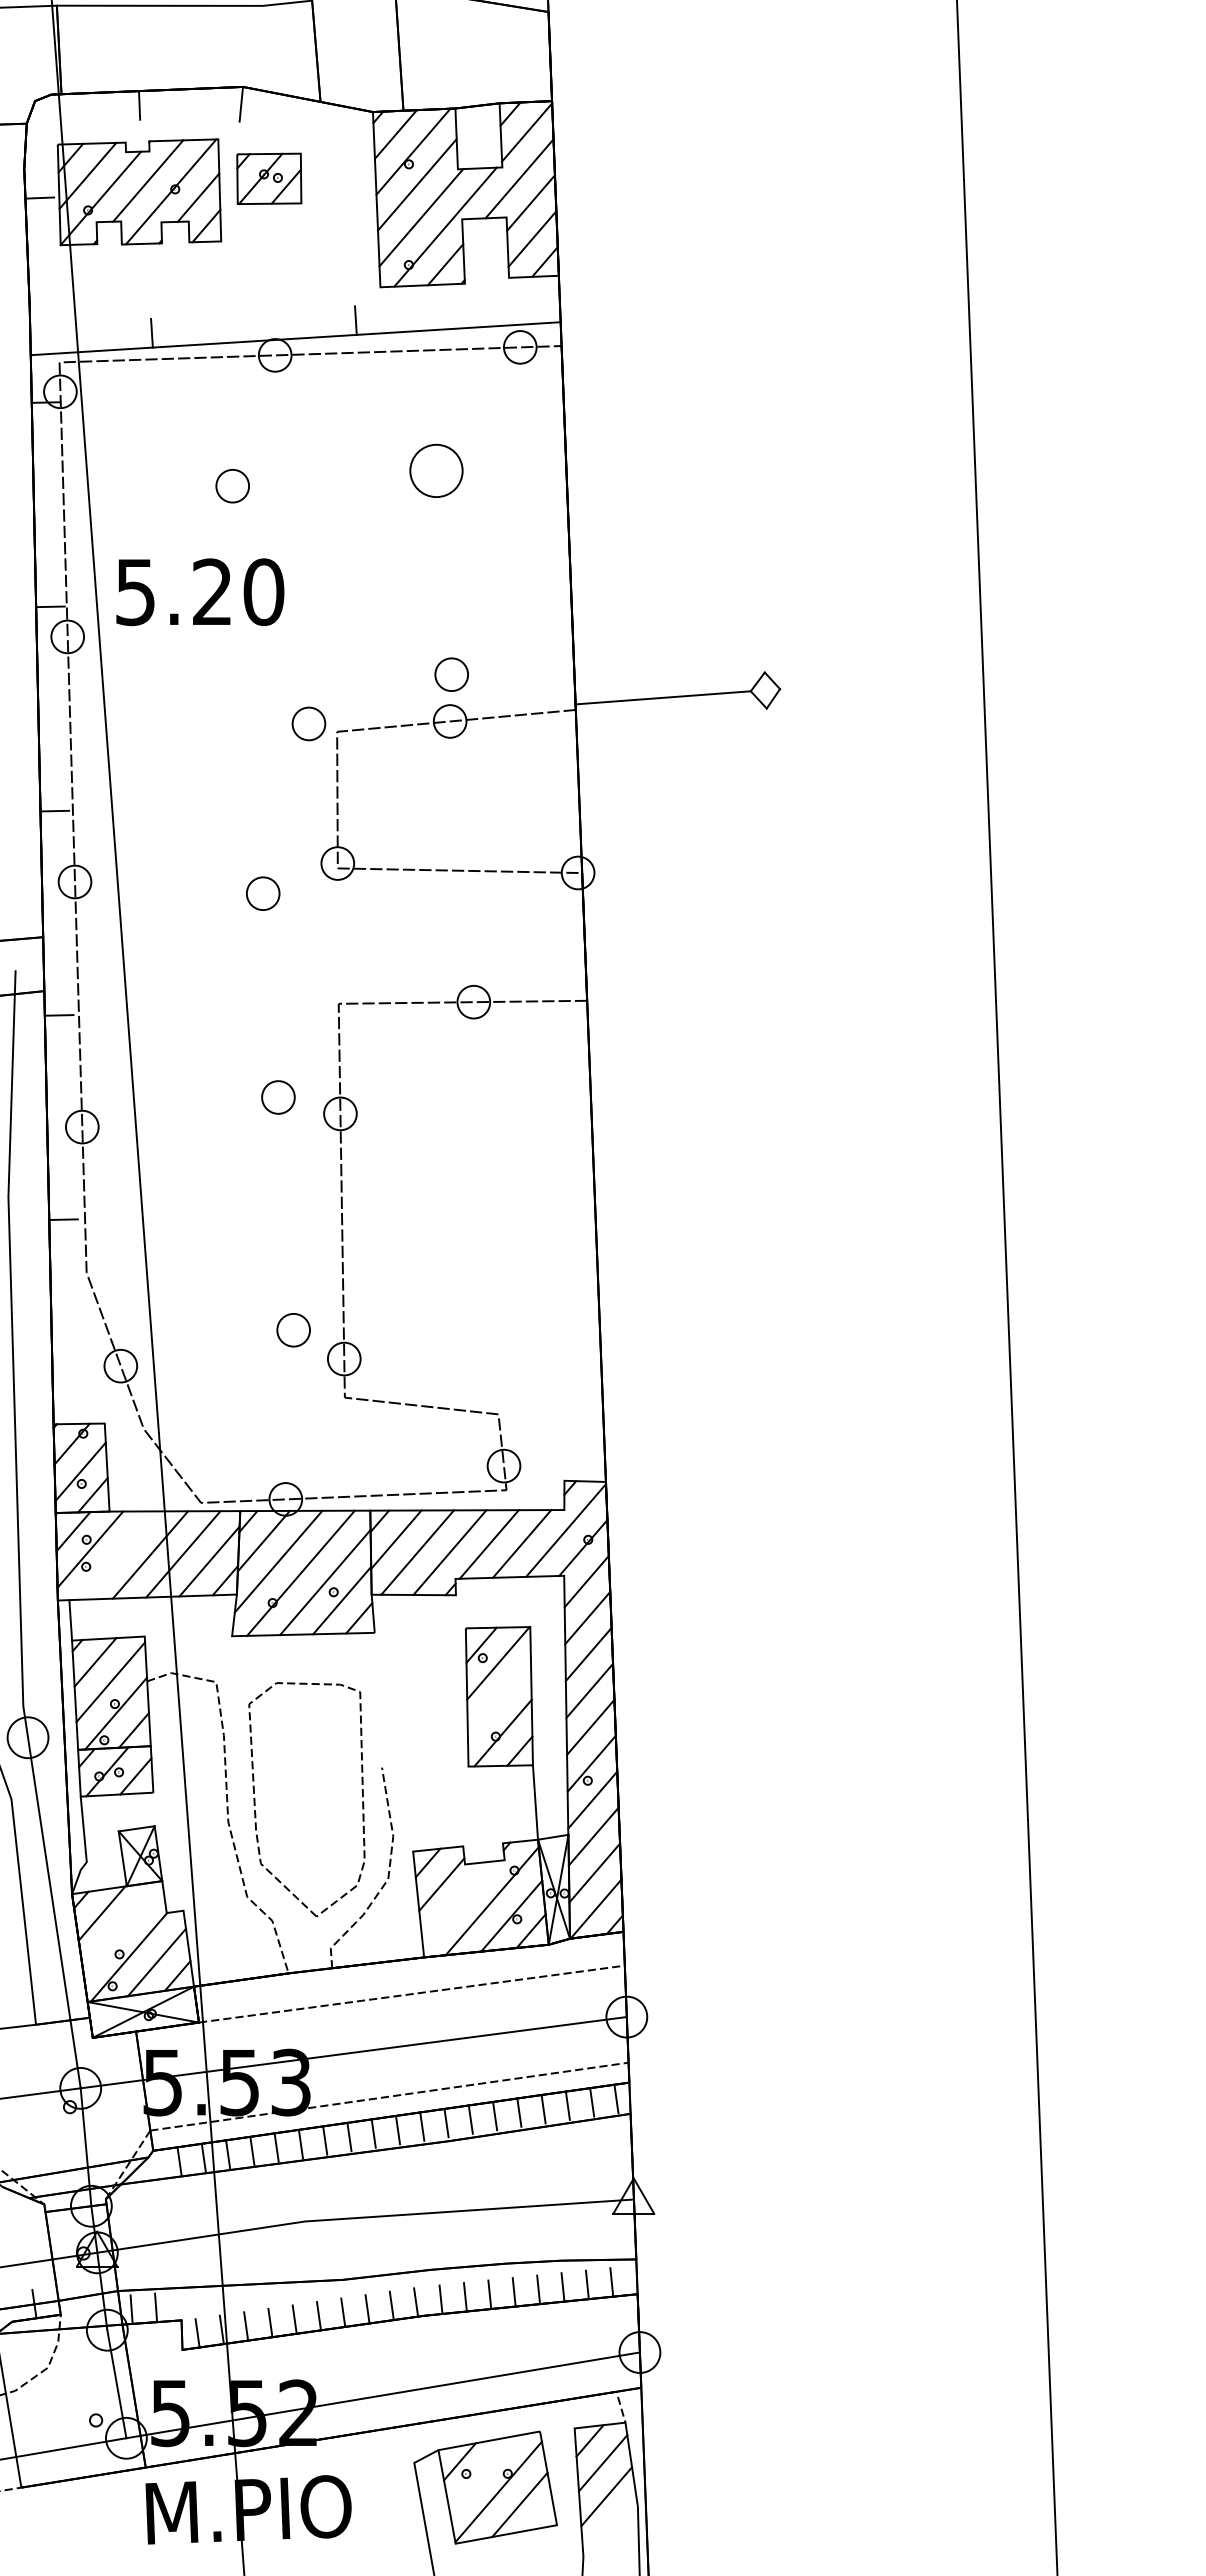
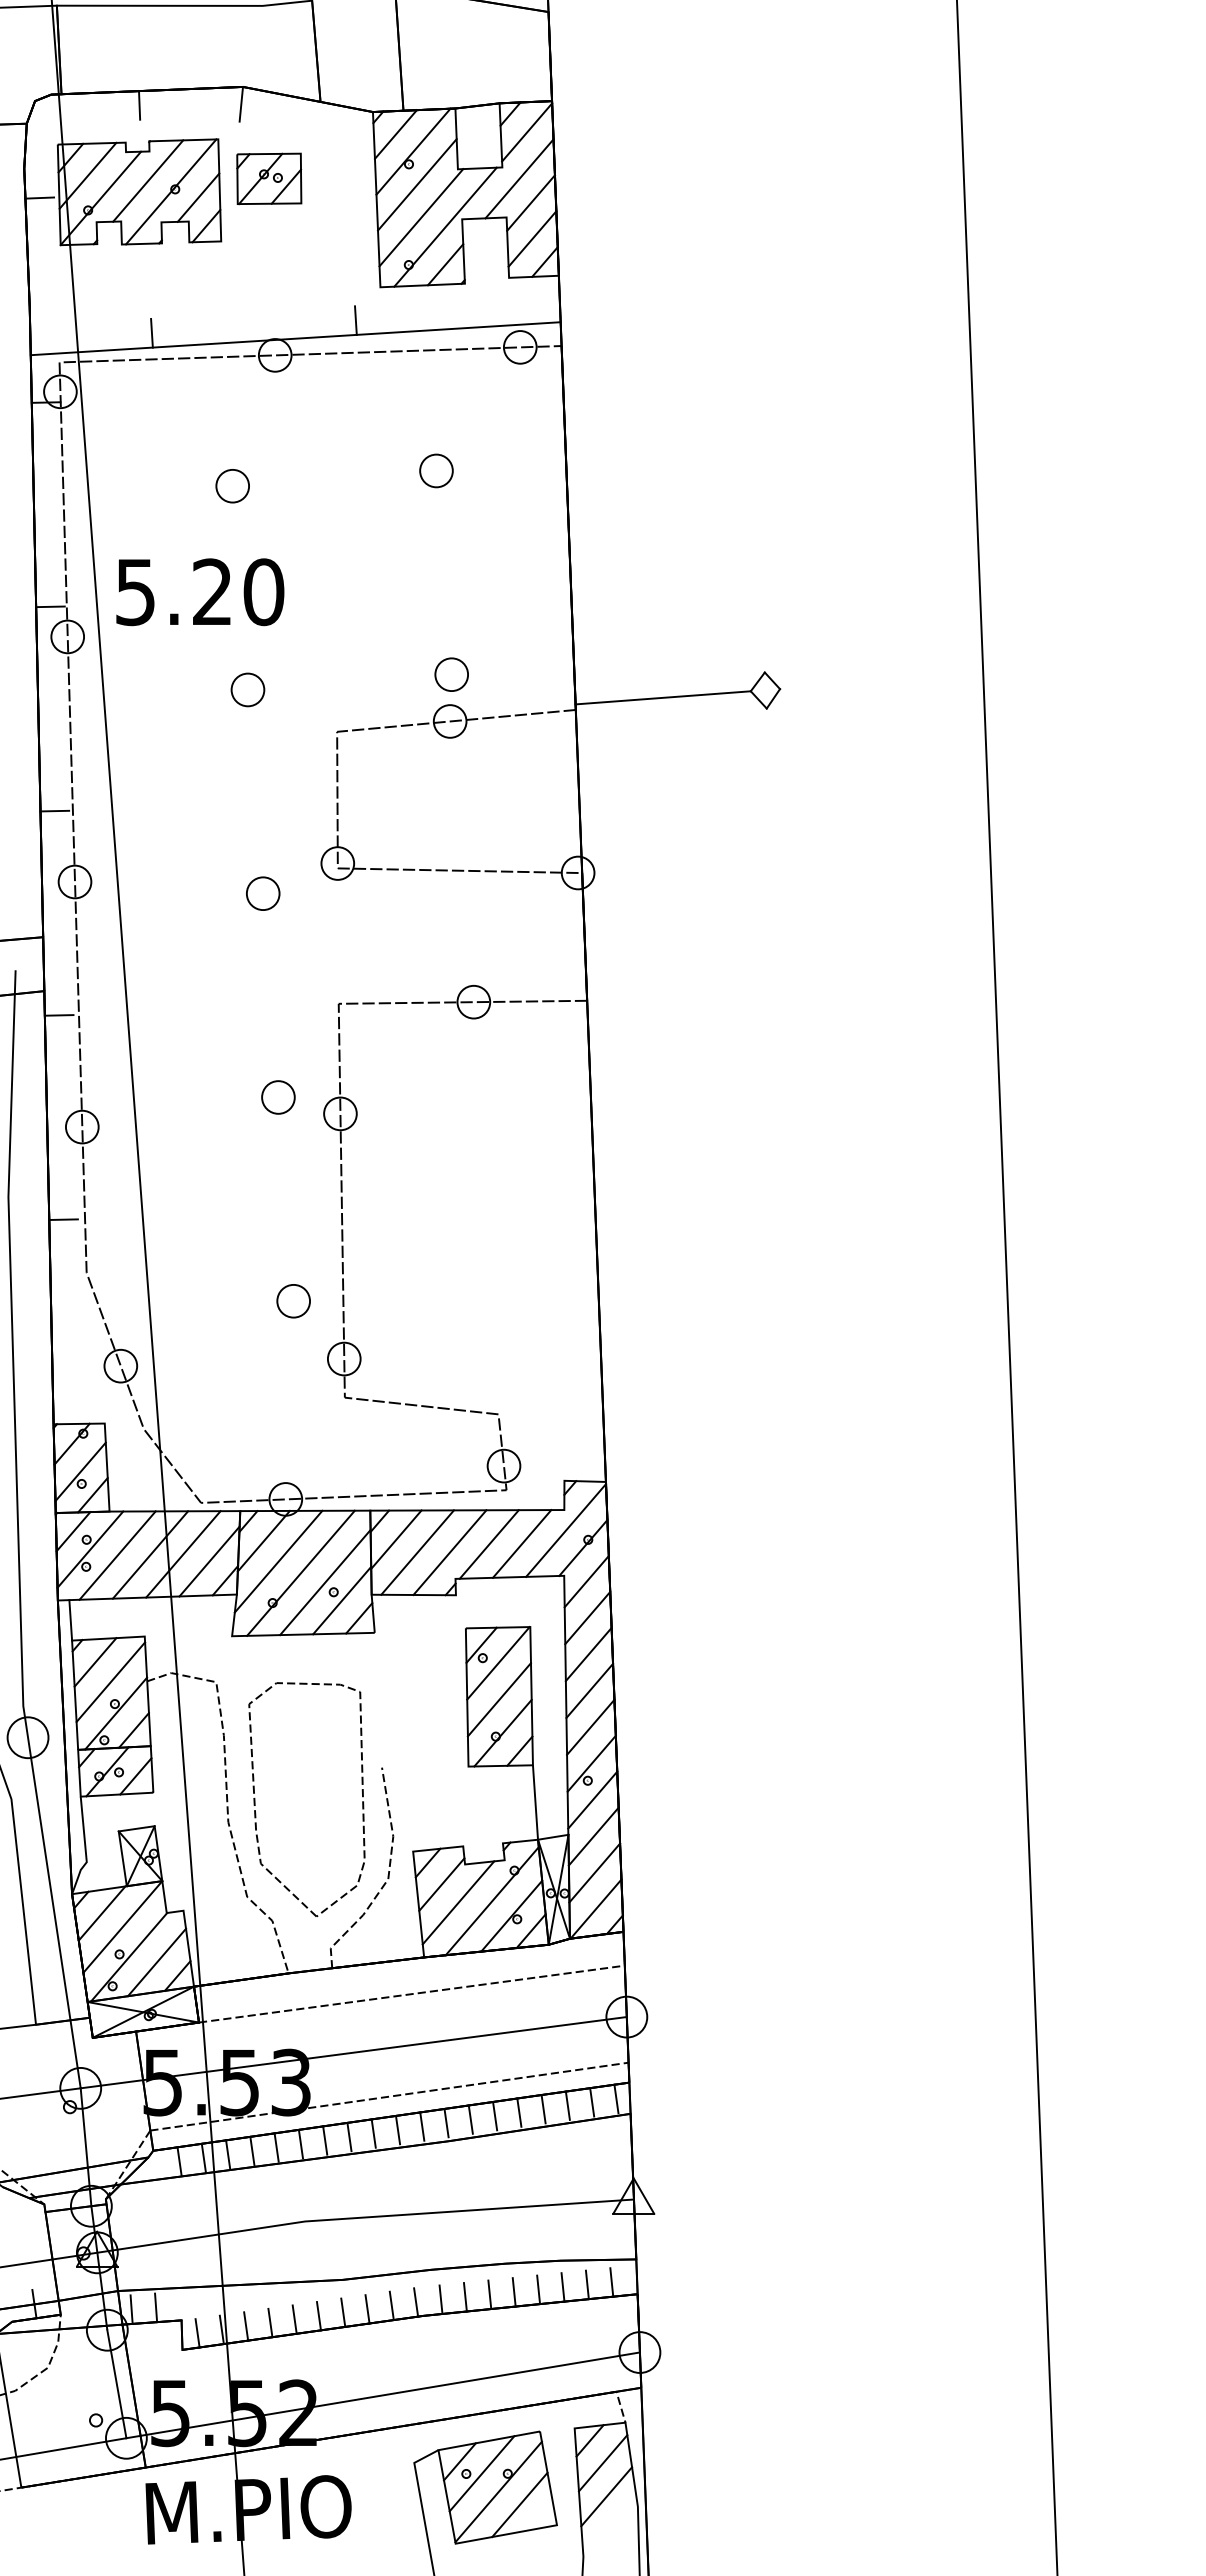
part size: 55x55 px -> 35x36 px (436, 470)
part position: (308, 723) -> (247, 689) (247, 689)
part position: (293, 1330) -> (293, 1301) (293, 1301)
line: none -> present (117, 1555)
line: none -> present (499, 1699)
line: none -> present (458, 1902)
line: none -> present (122, 1926)
line: none -> present (481, 2473)
